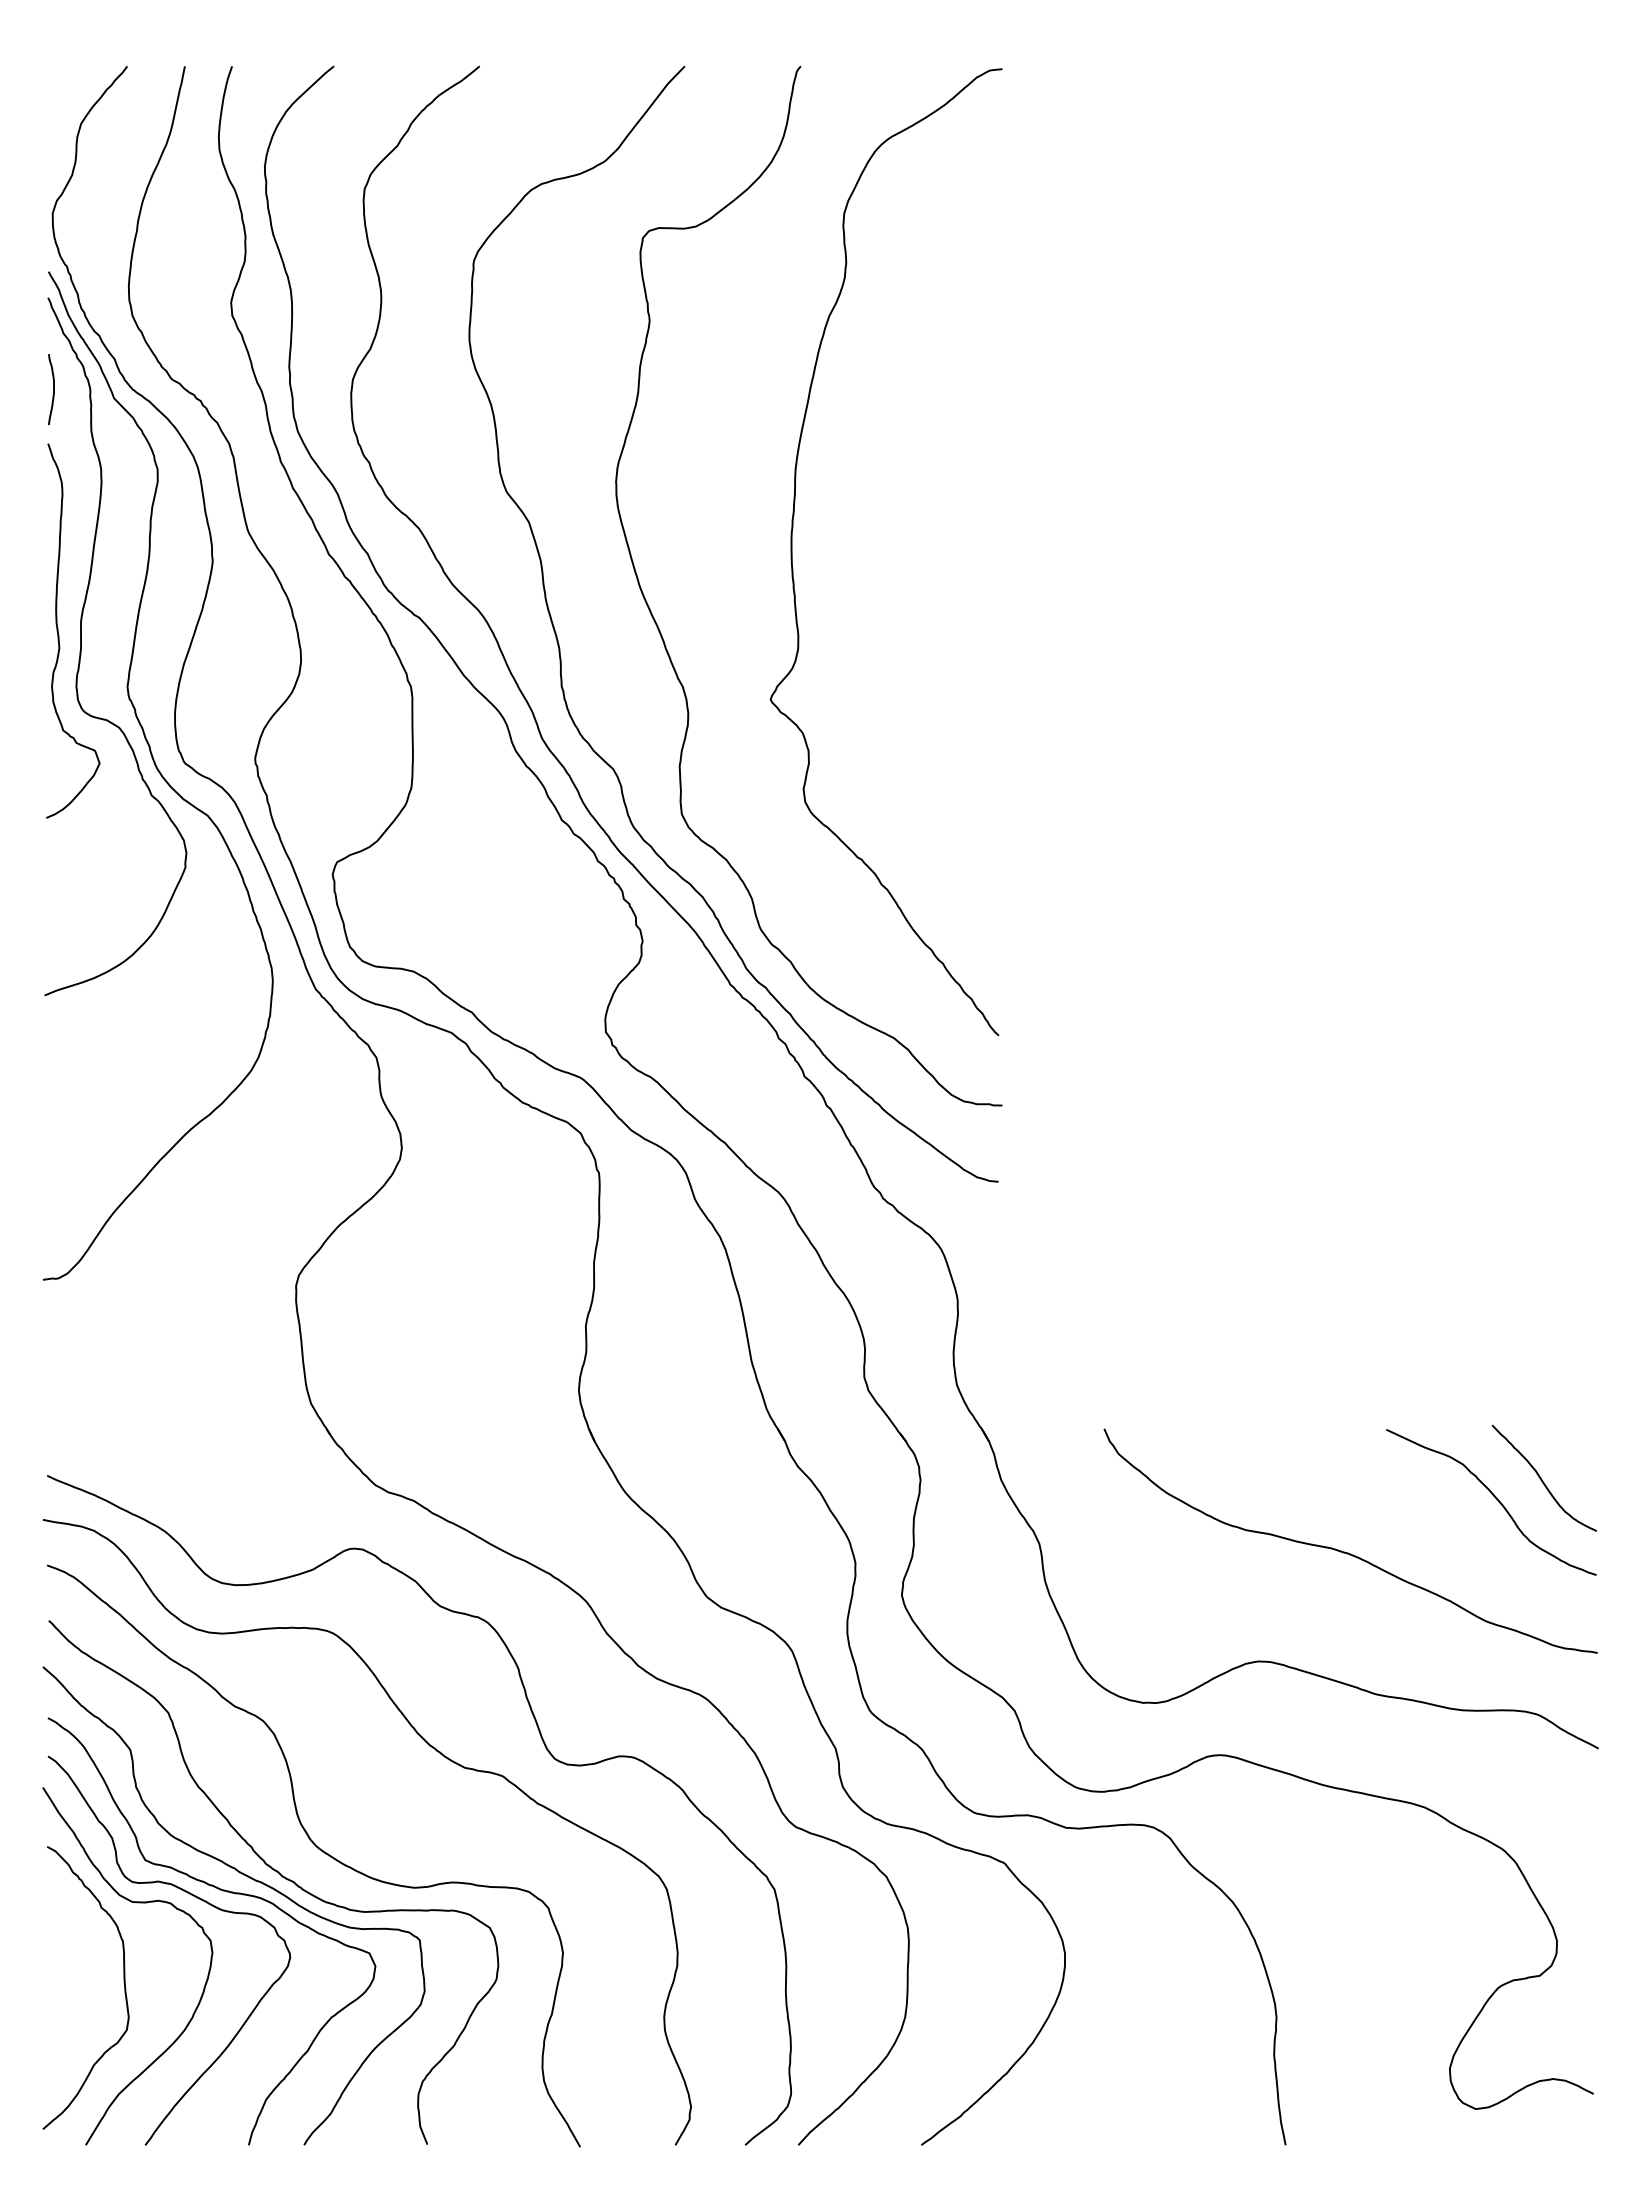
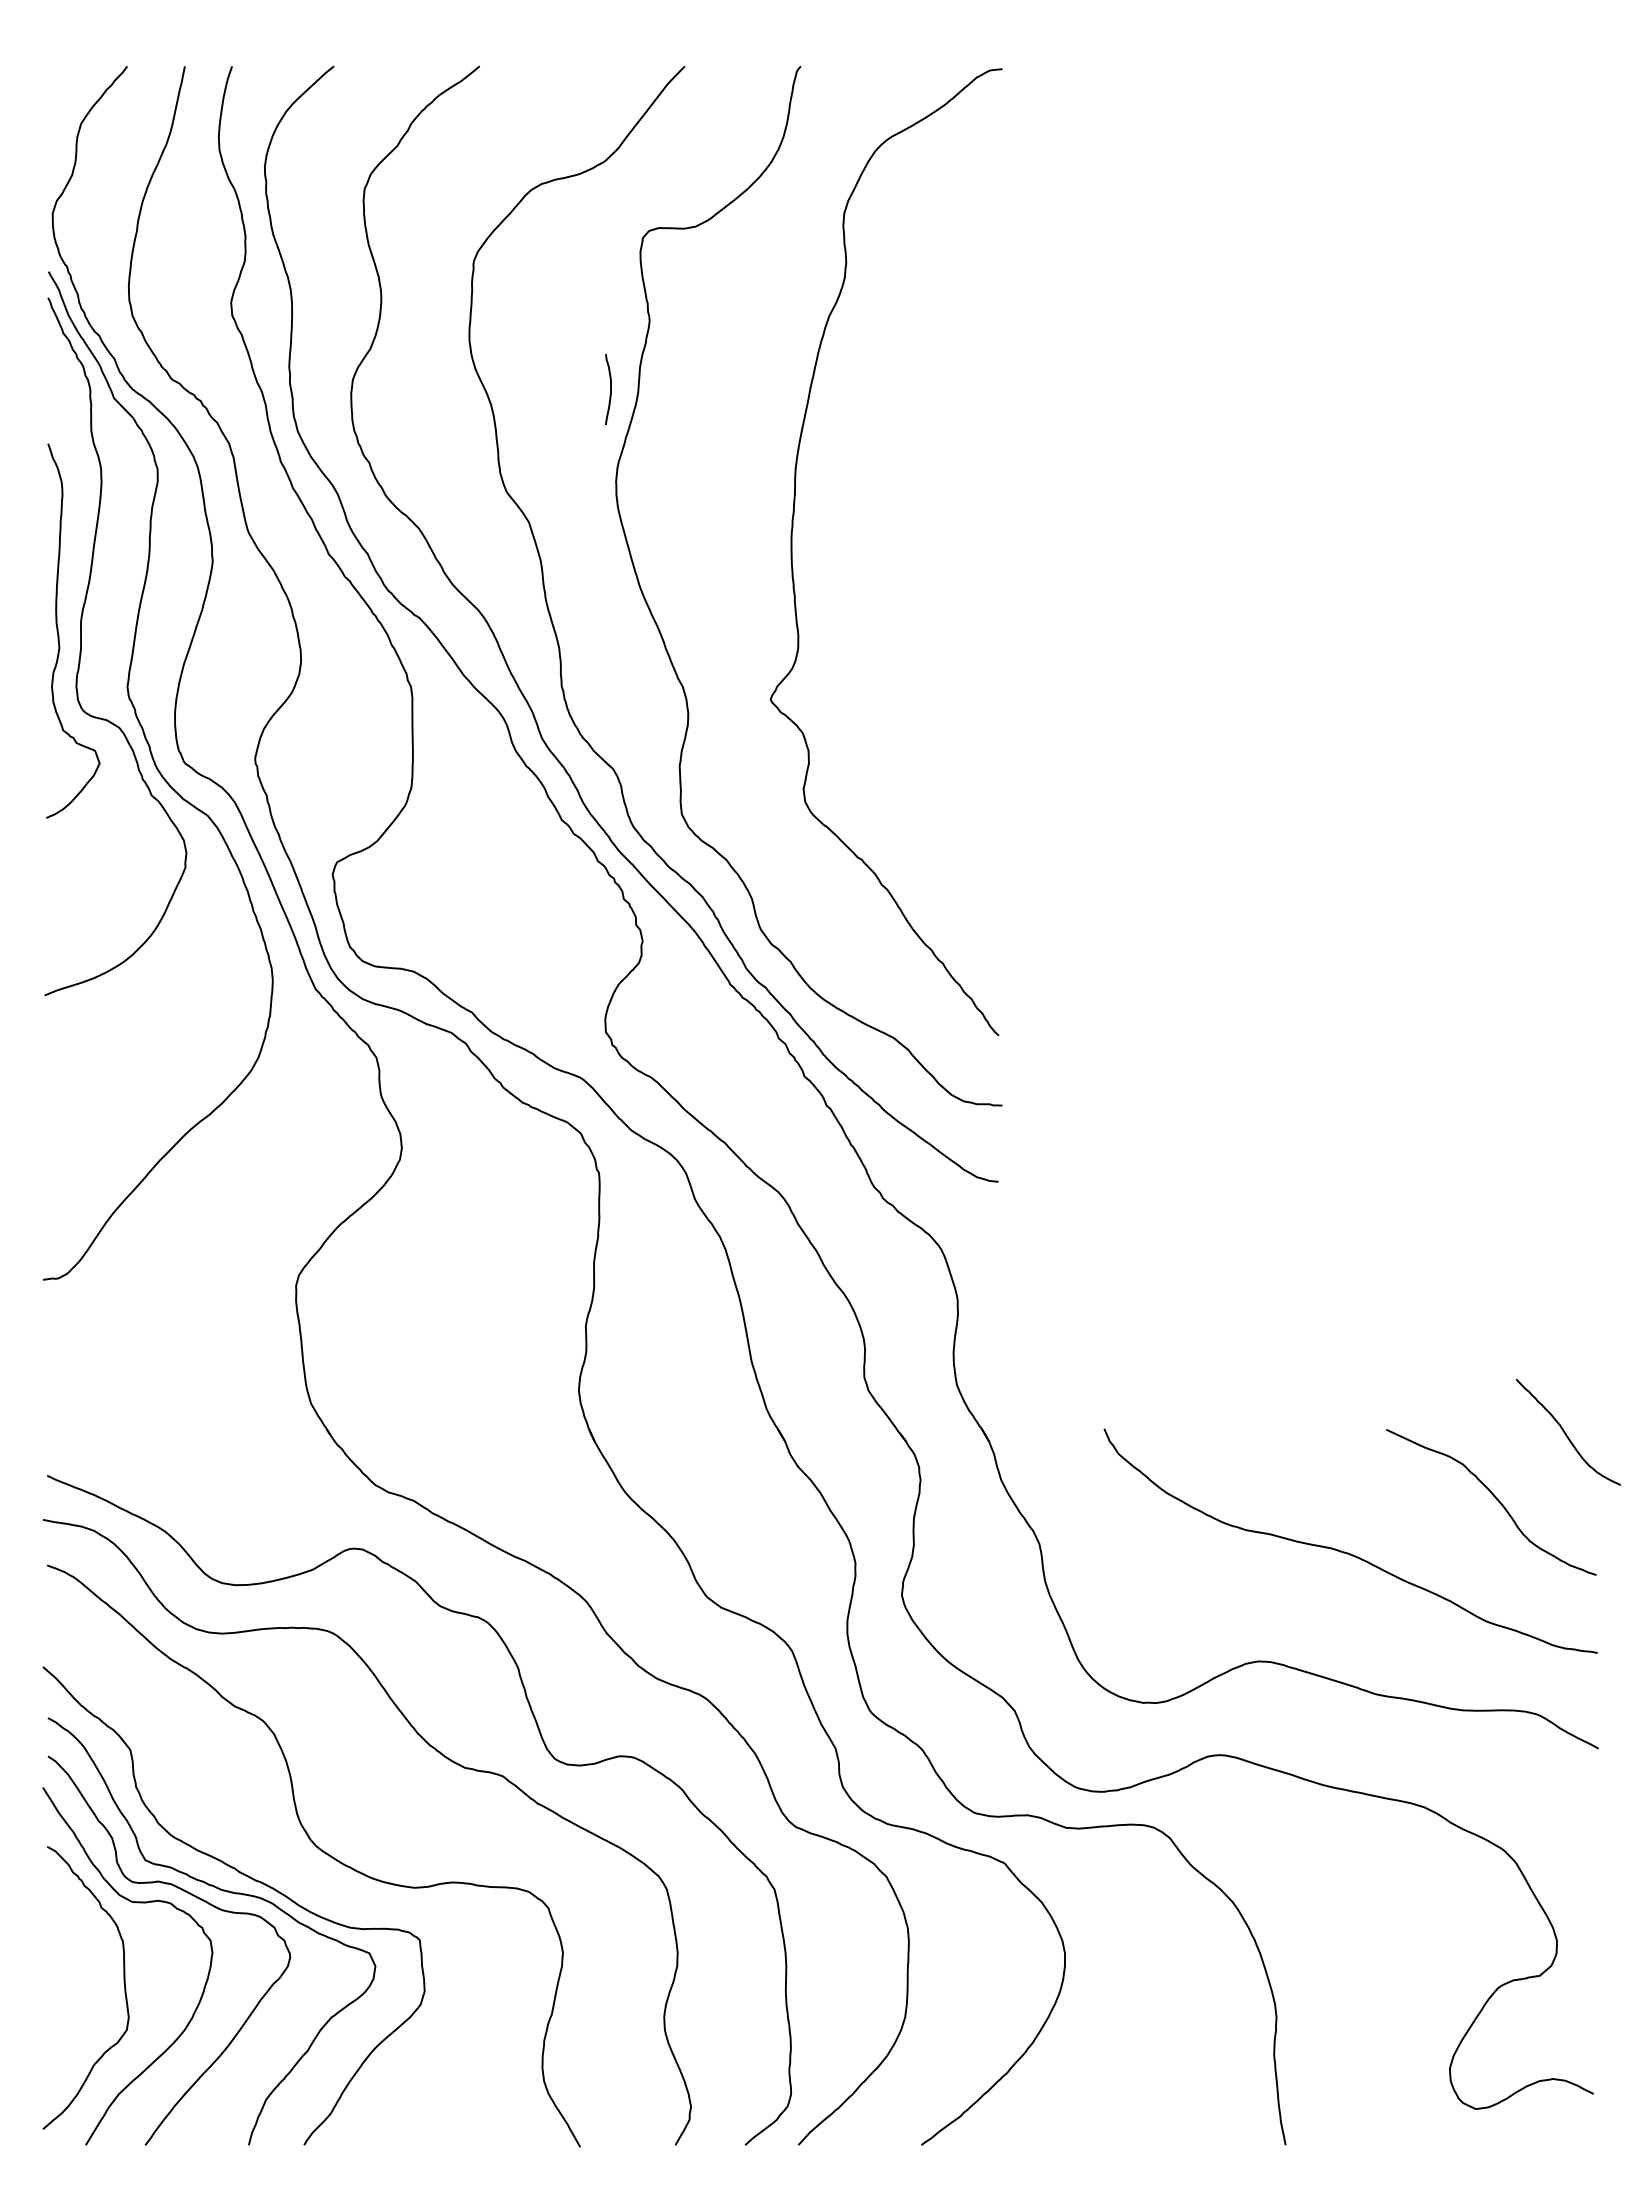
curve position: (53, 389) -> (610, 389) (610, 389)
curve position: (1541, 1477) -> (1565, 1431) (1565, 1431)
curve: present -> none (280, 1875)
